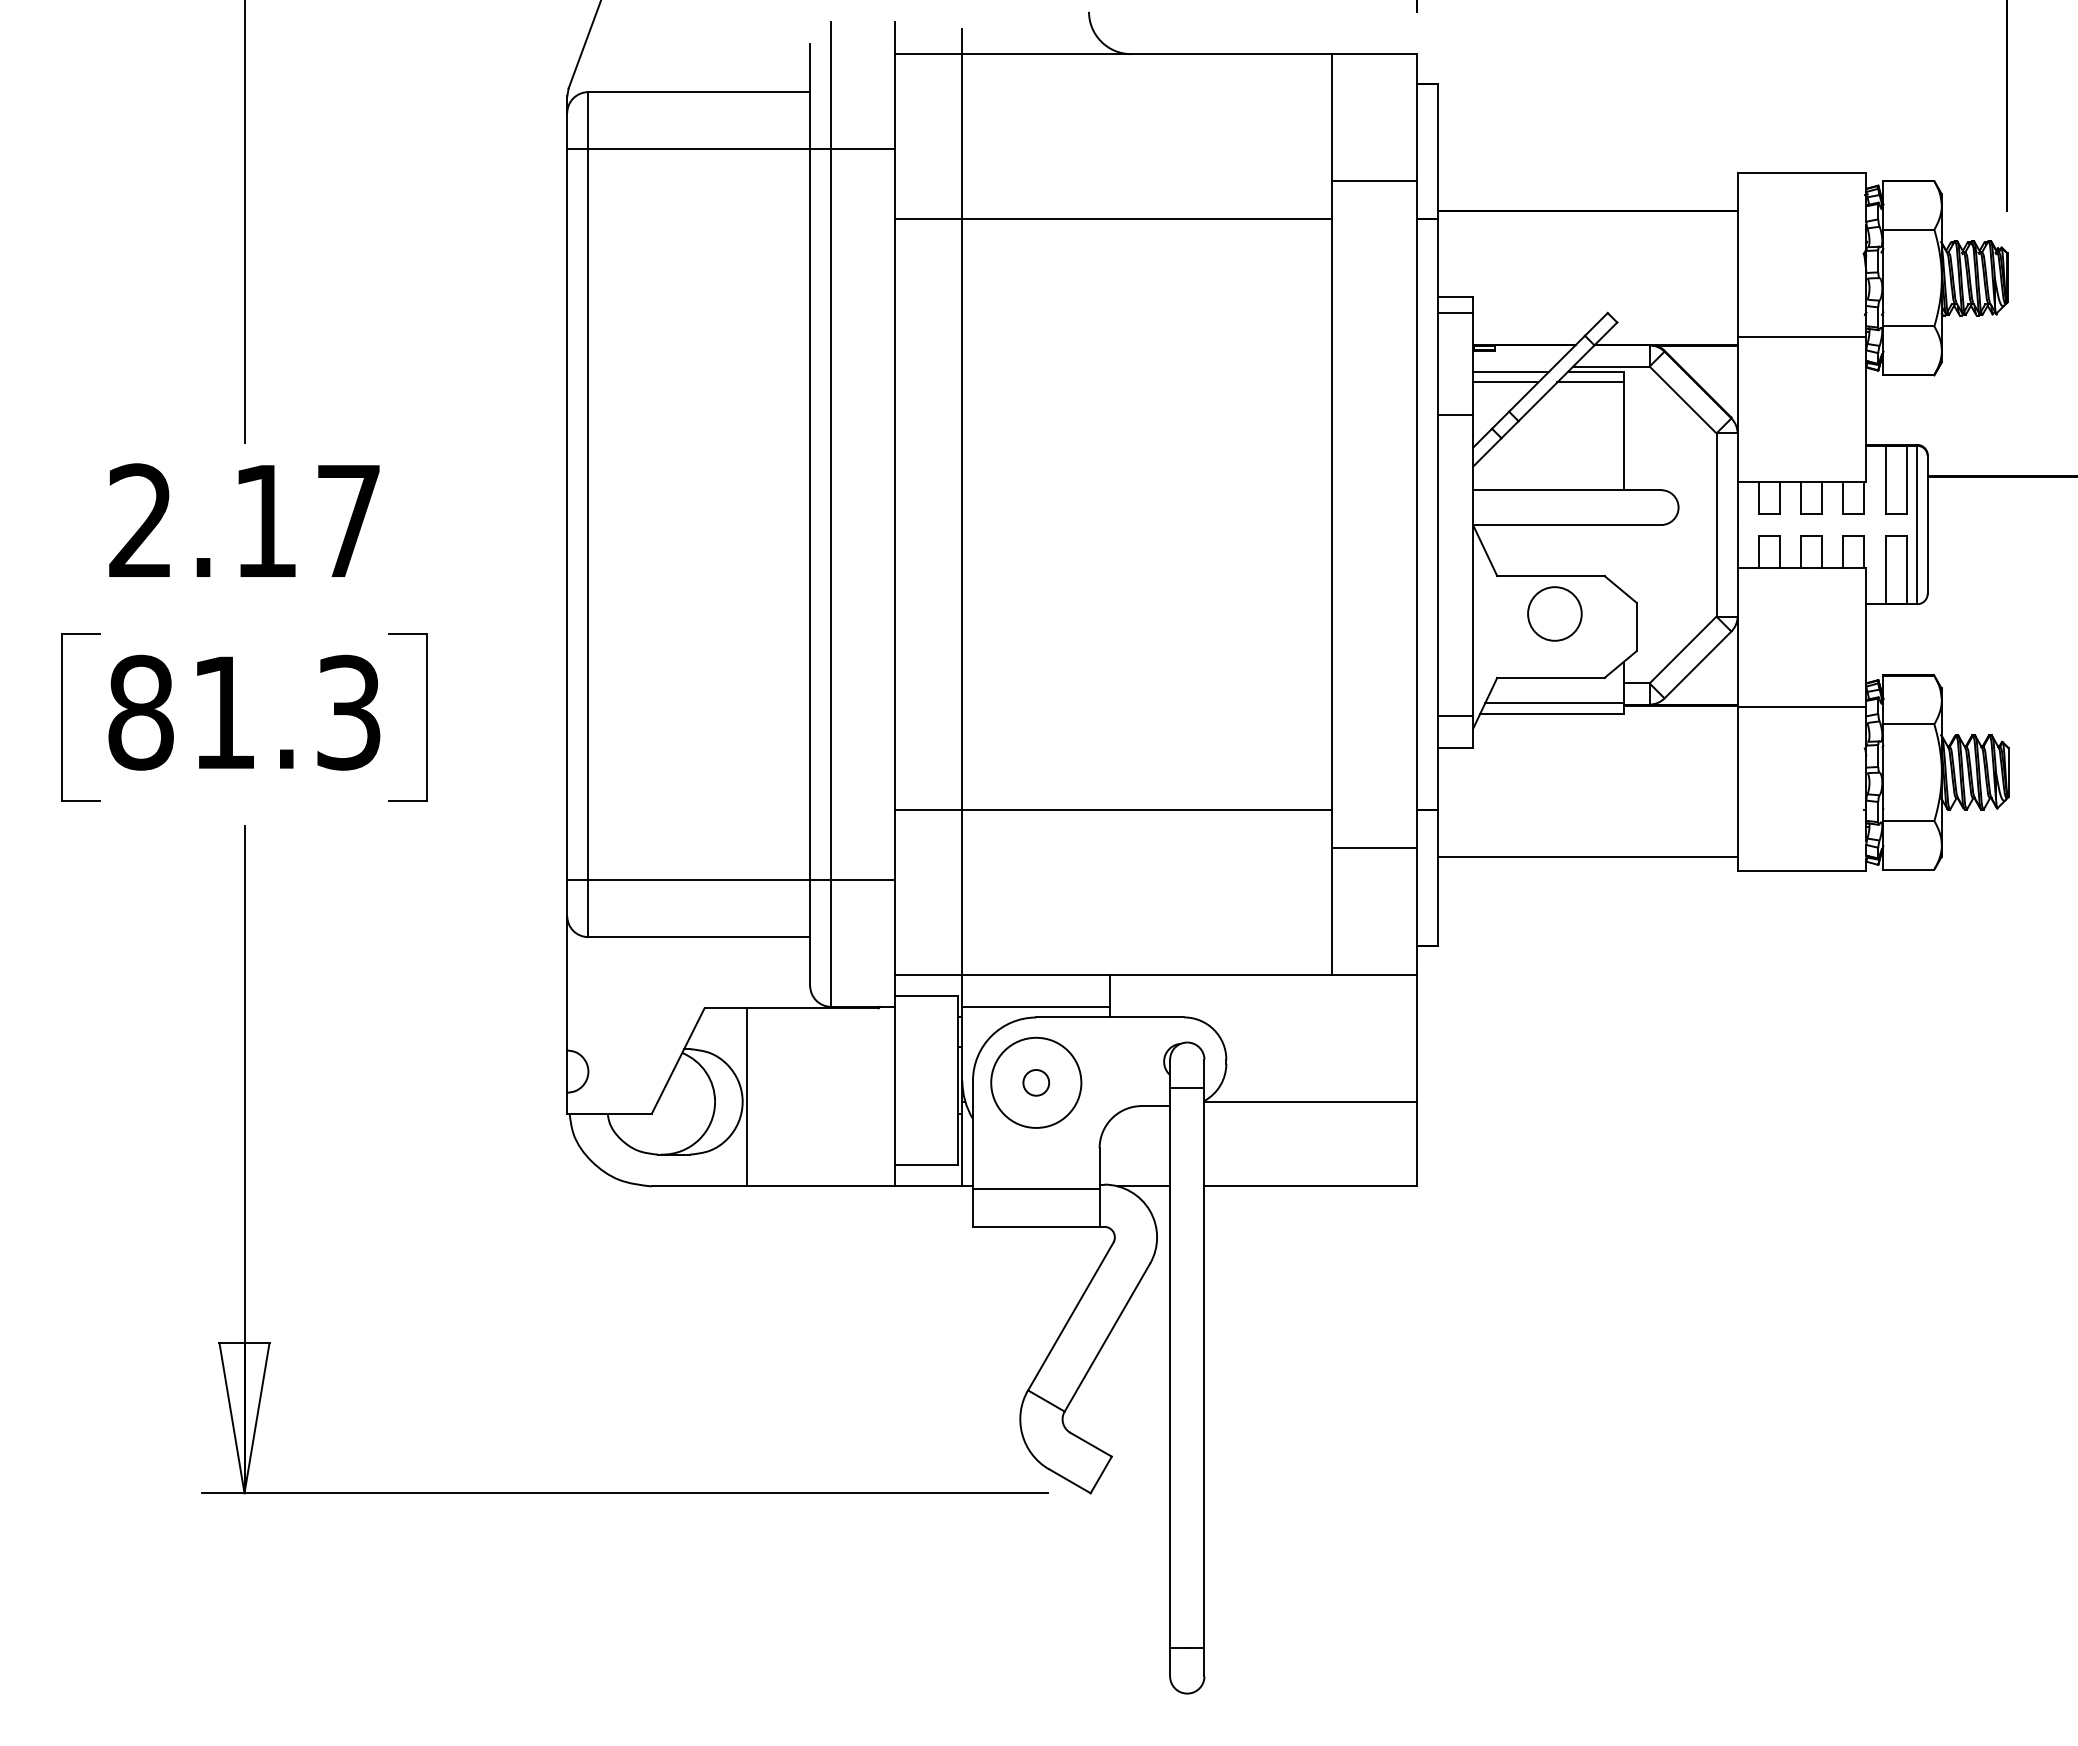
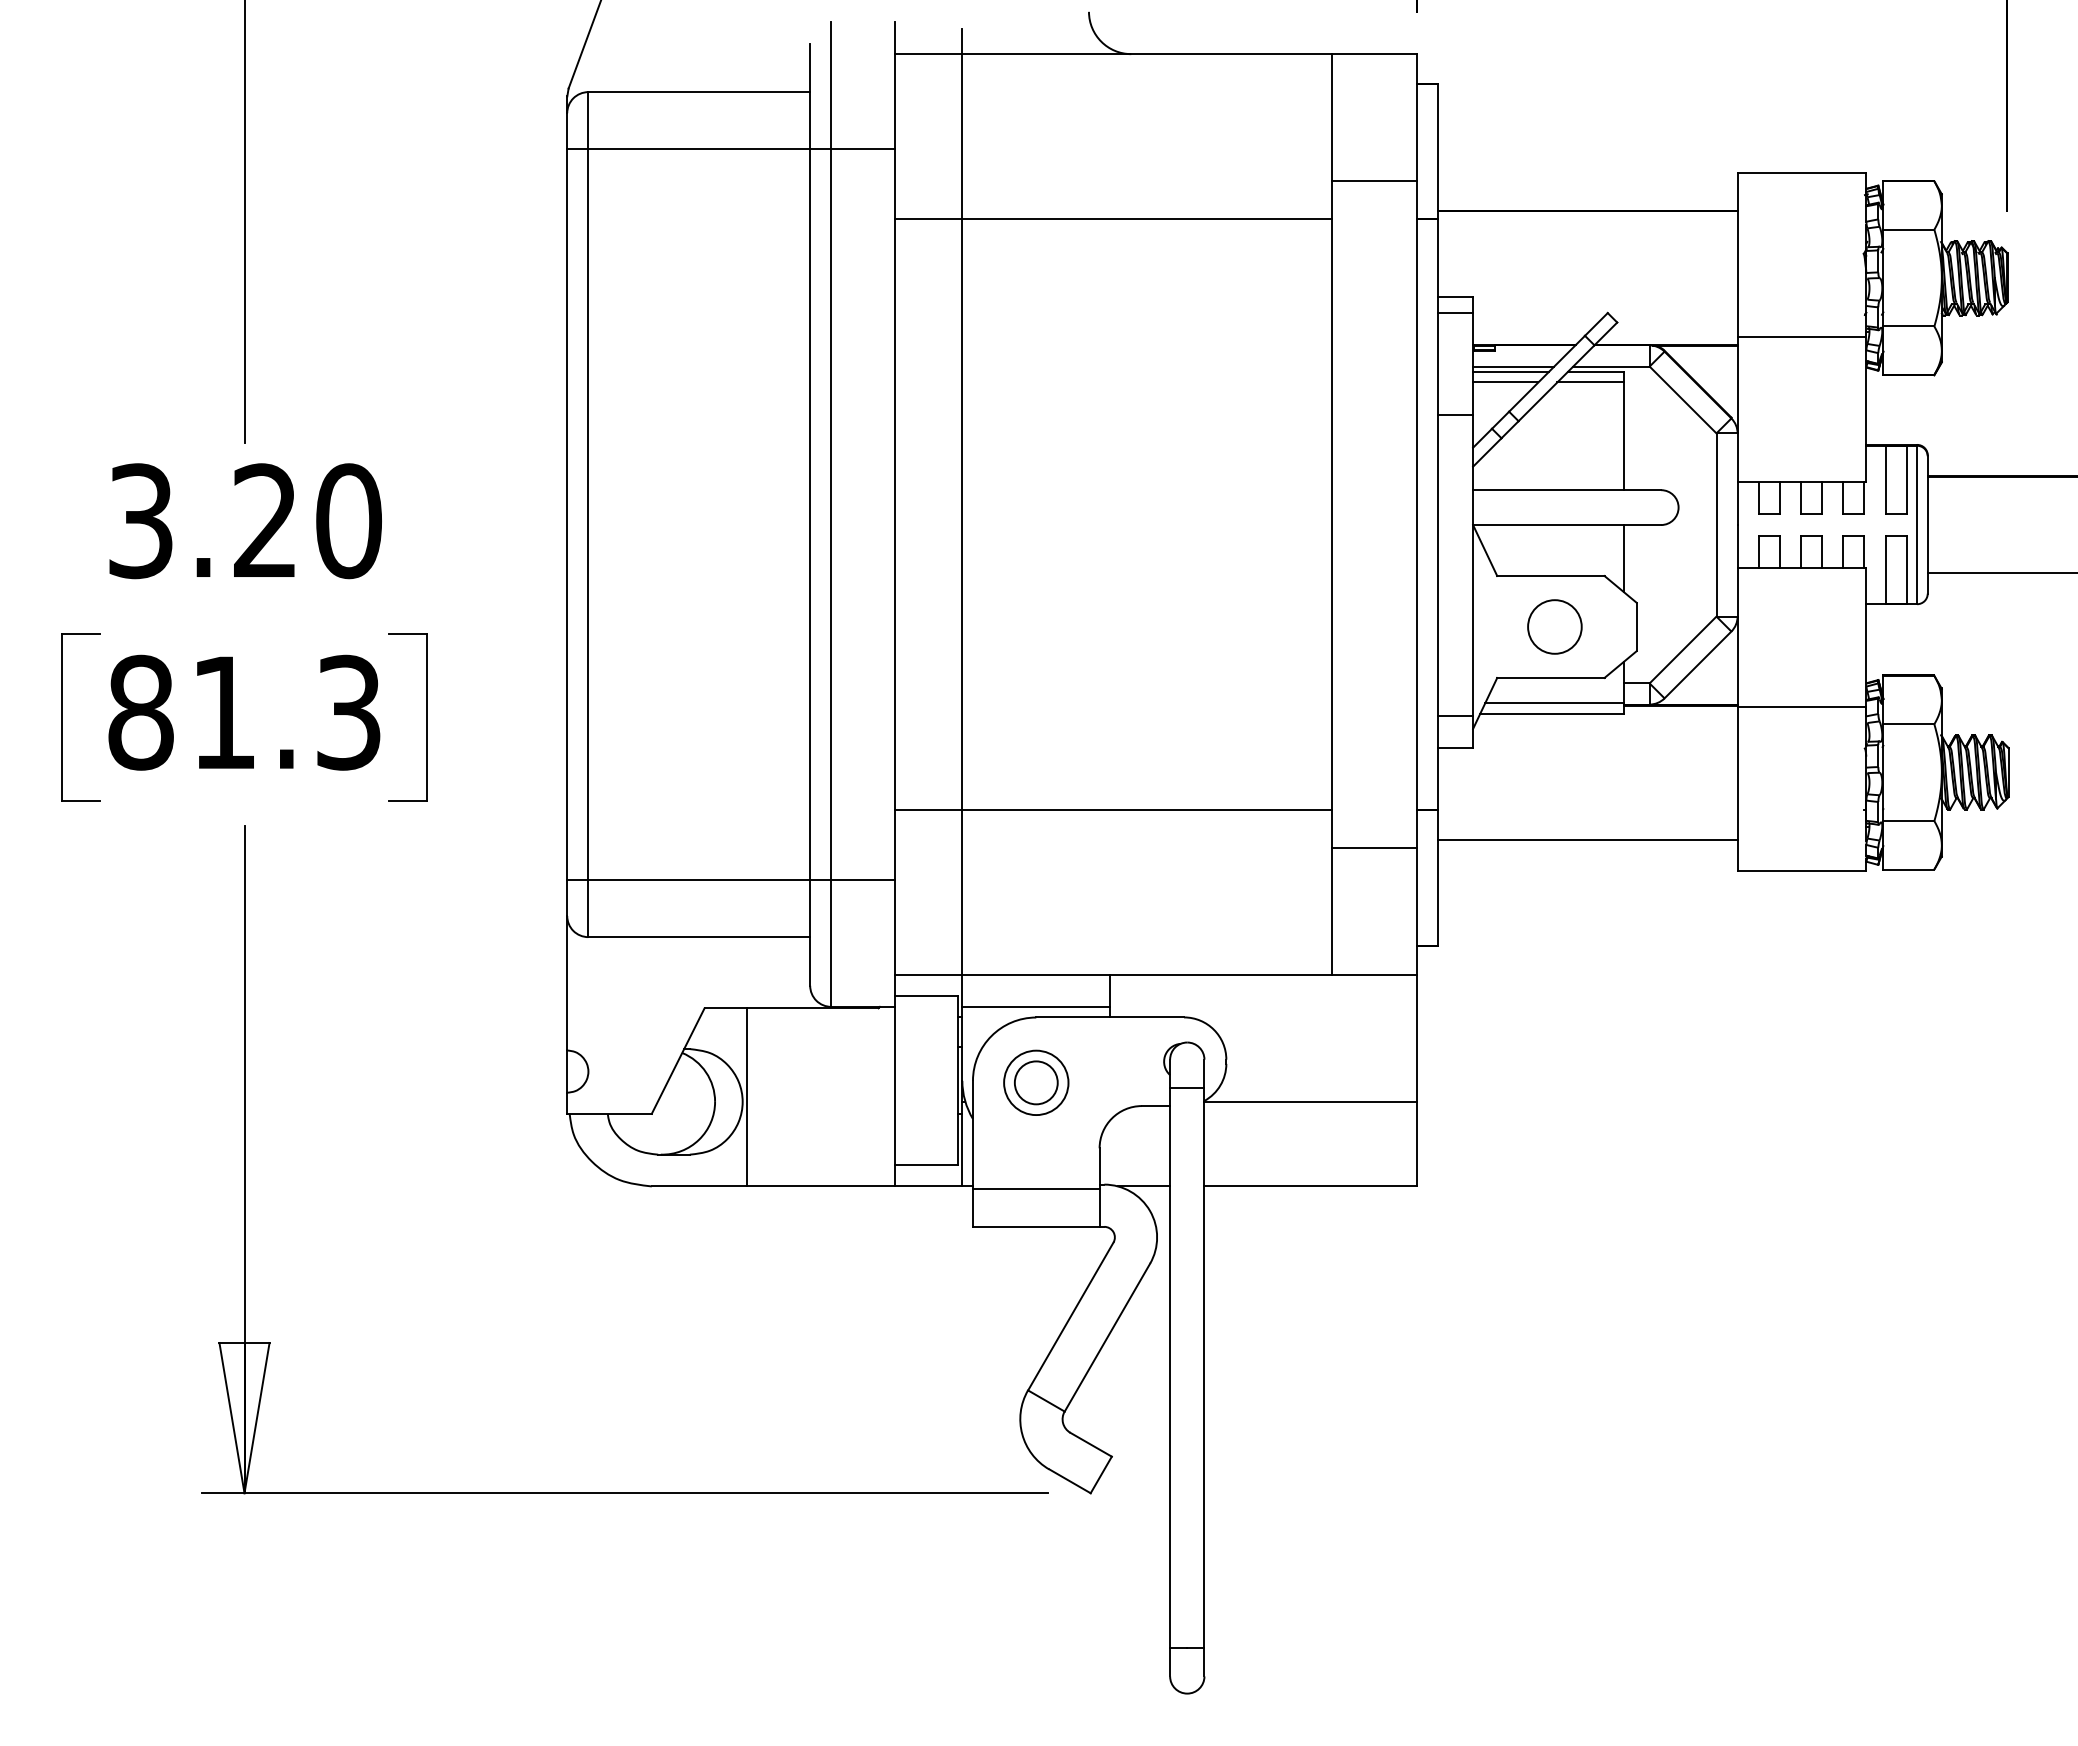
line: none -> present (1513, 366)
text: 2.17 -> 3.20 (245, 521)
line: none -> present (1623, 558)
line: none -> present (2000, 573)
circle position: (1554, 613) -> (1554, 626) (1554, 626)
line position: (1587, 856) -> (1587, 839) (1587, 839)
circle diameter: 26 px -> 43 px (1035, 1082)
circle diameter: 90 px -> 64 px (1036, 1082)
